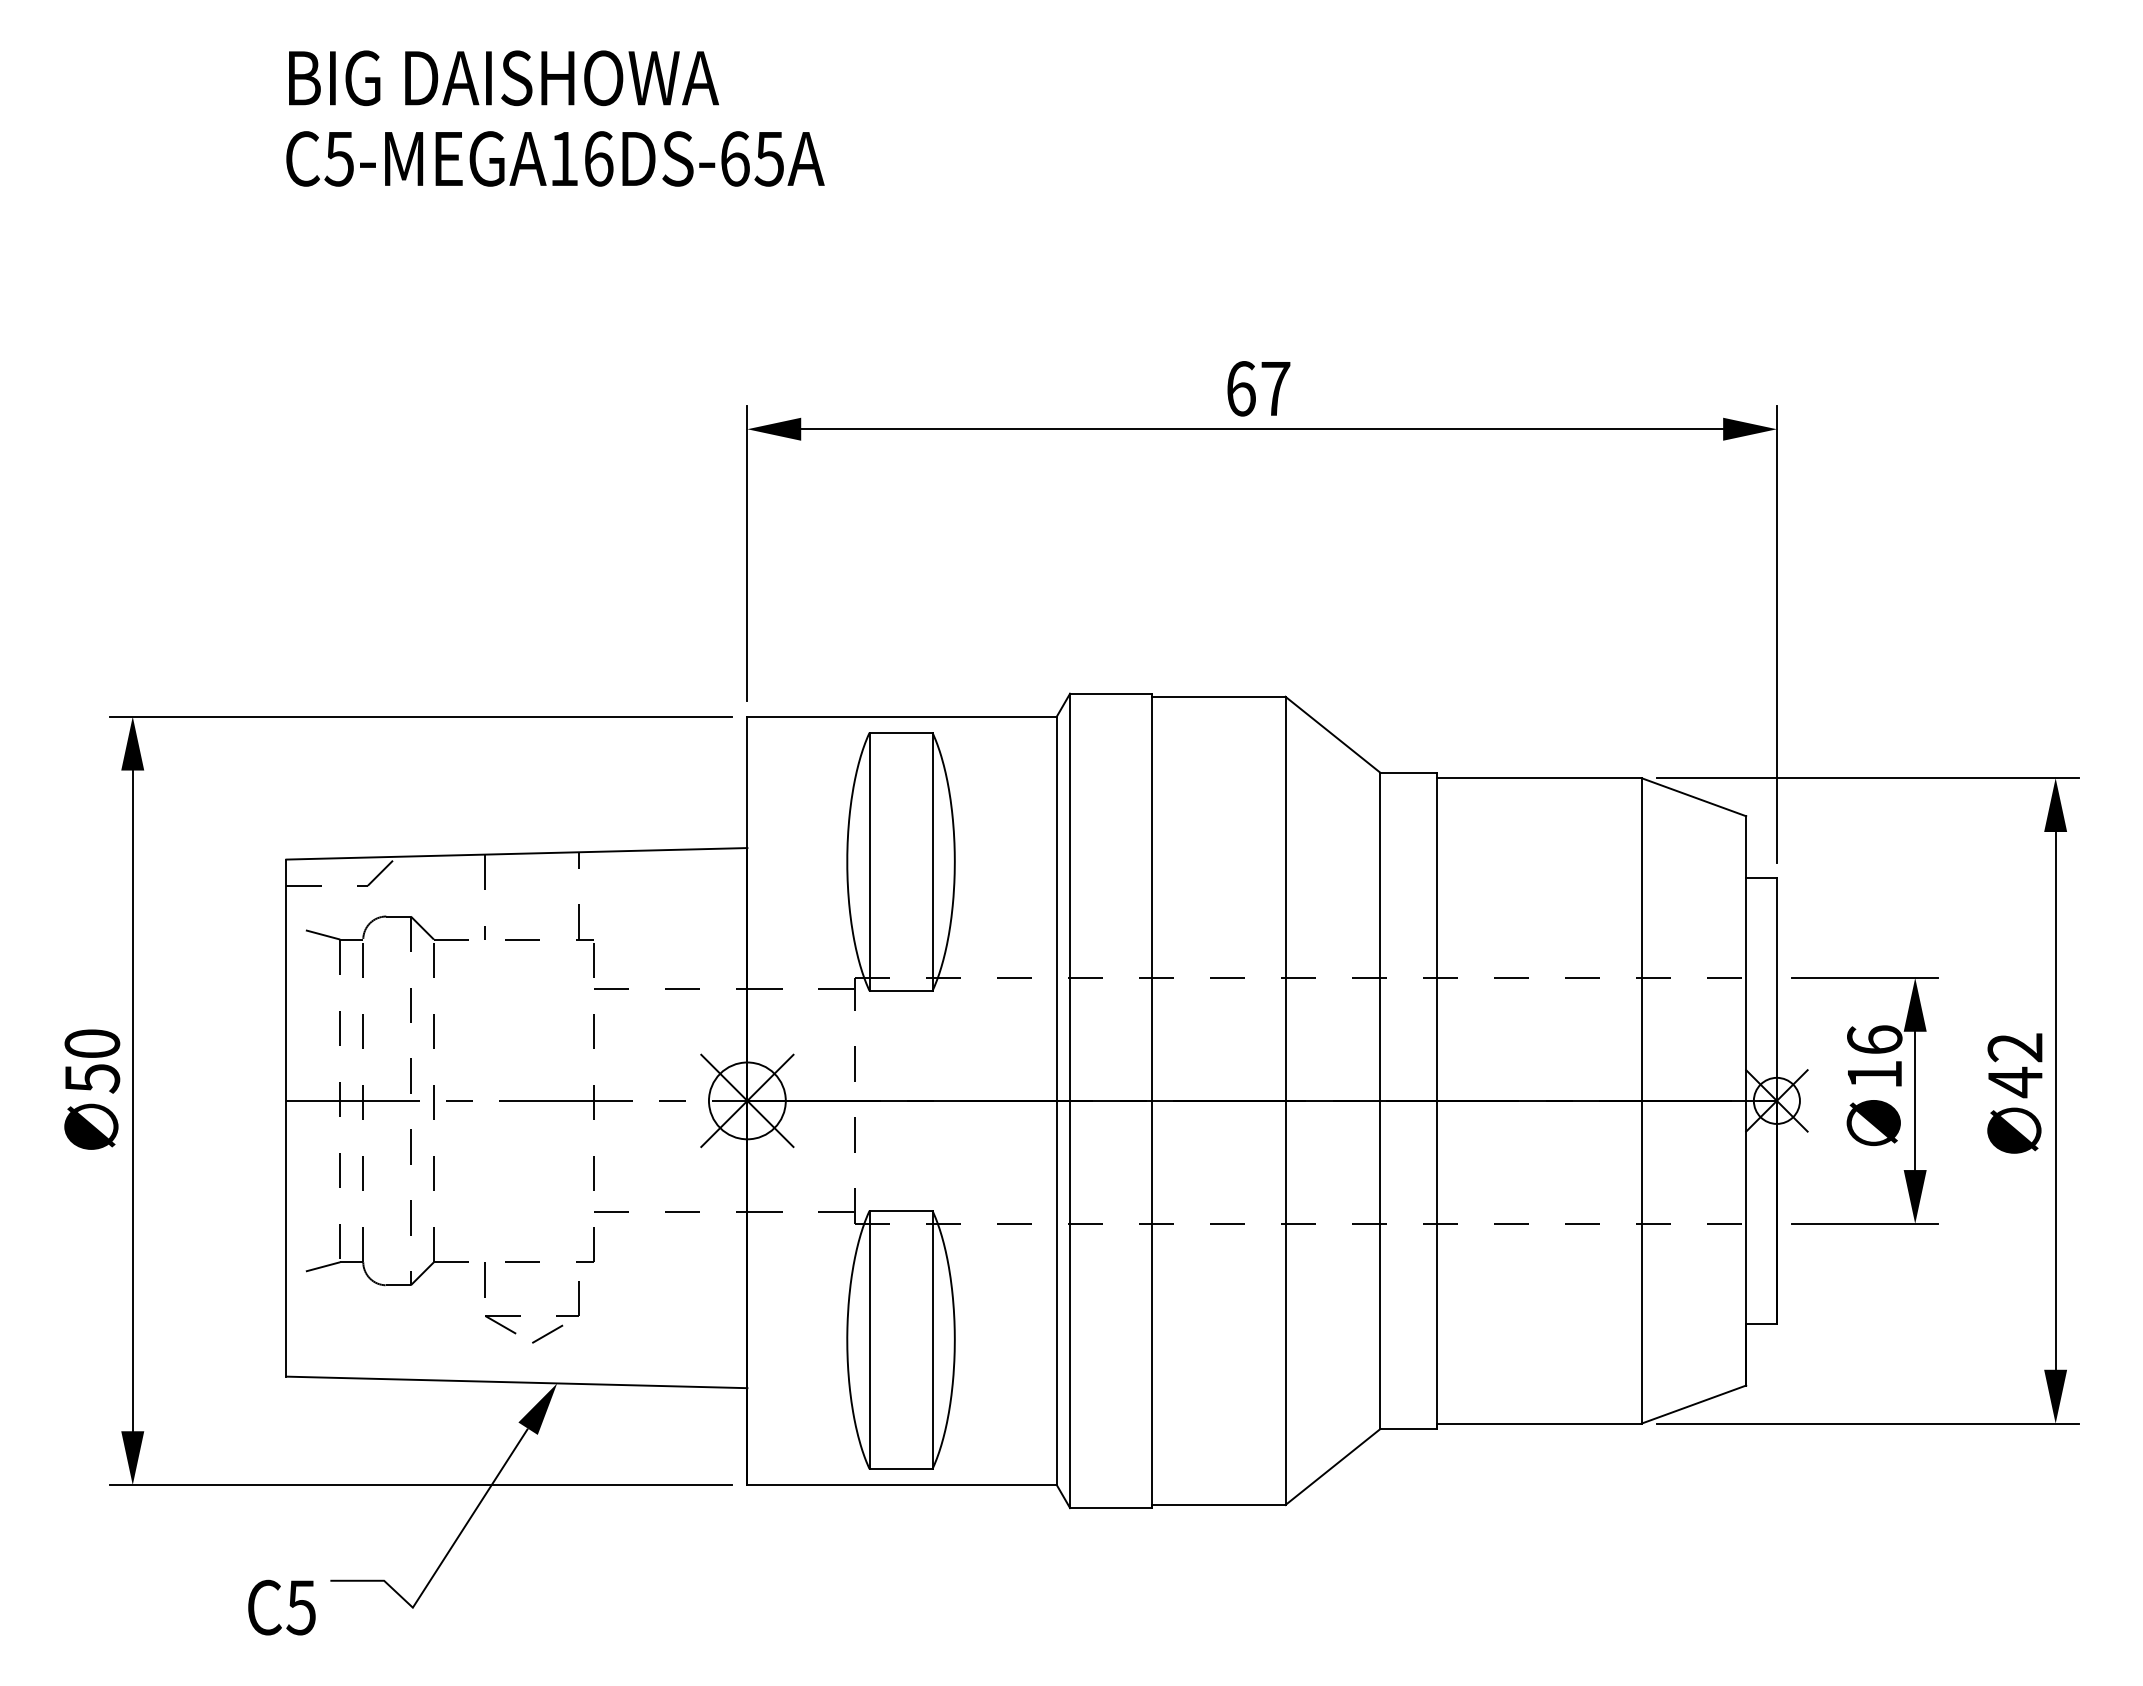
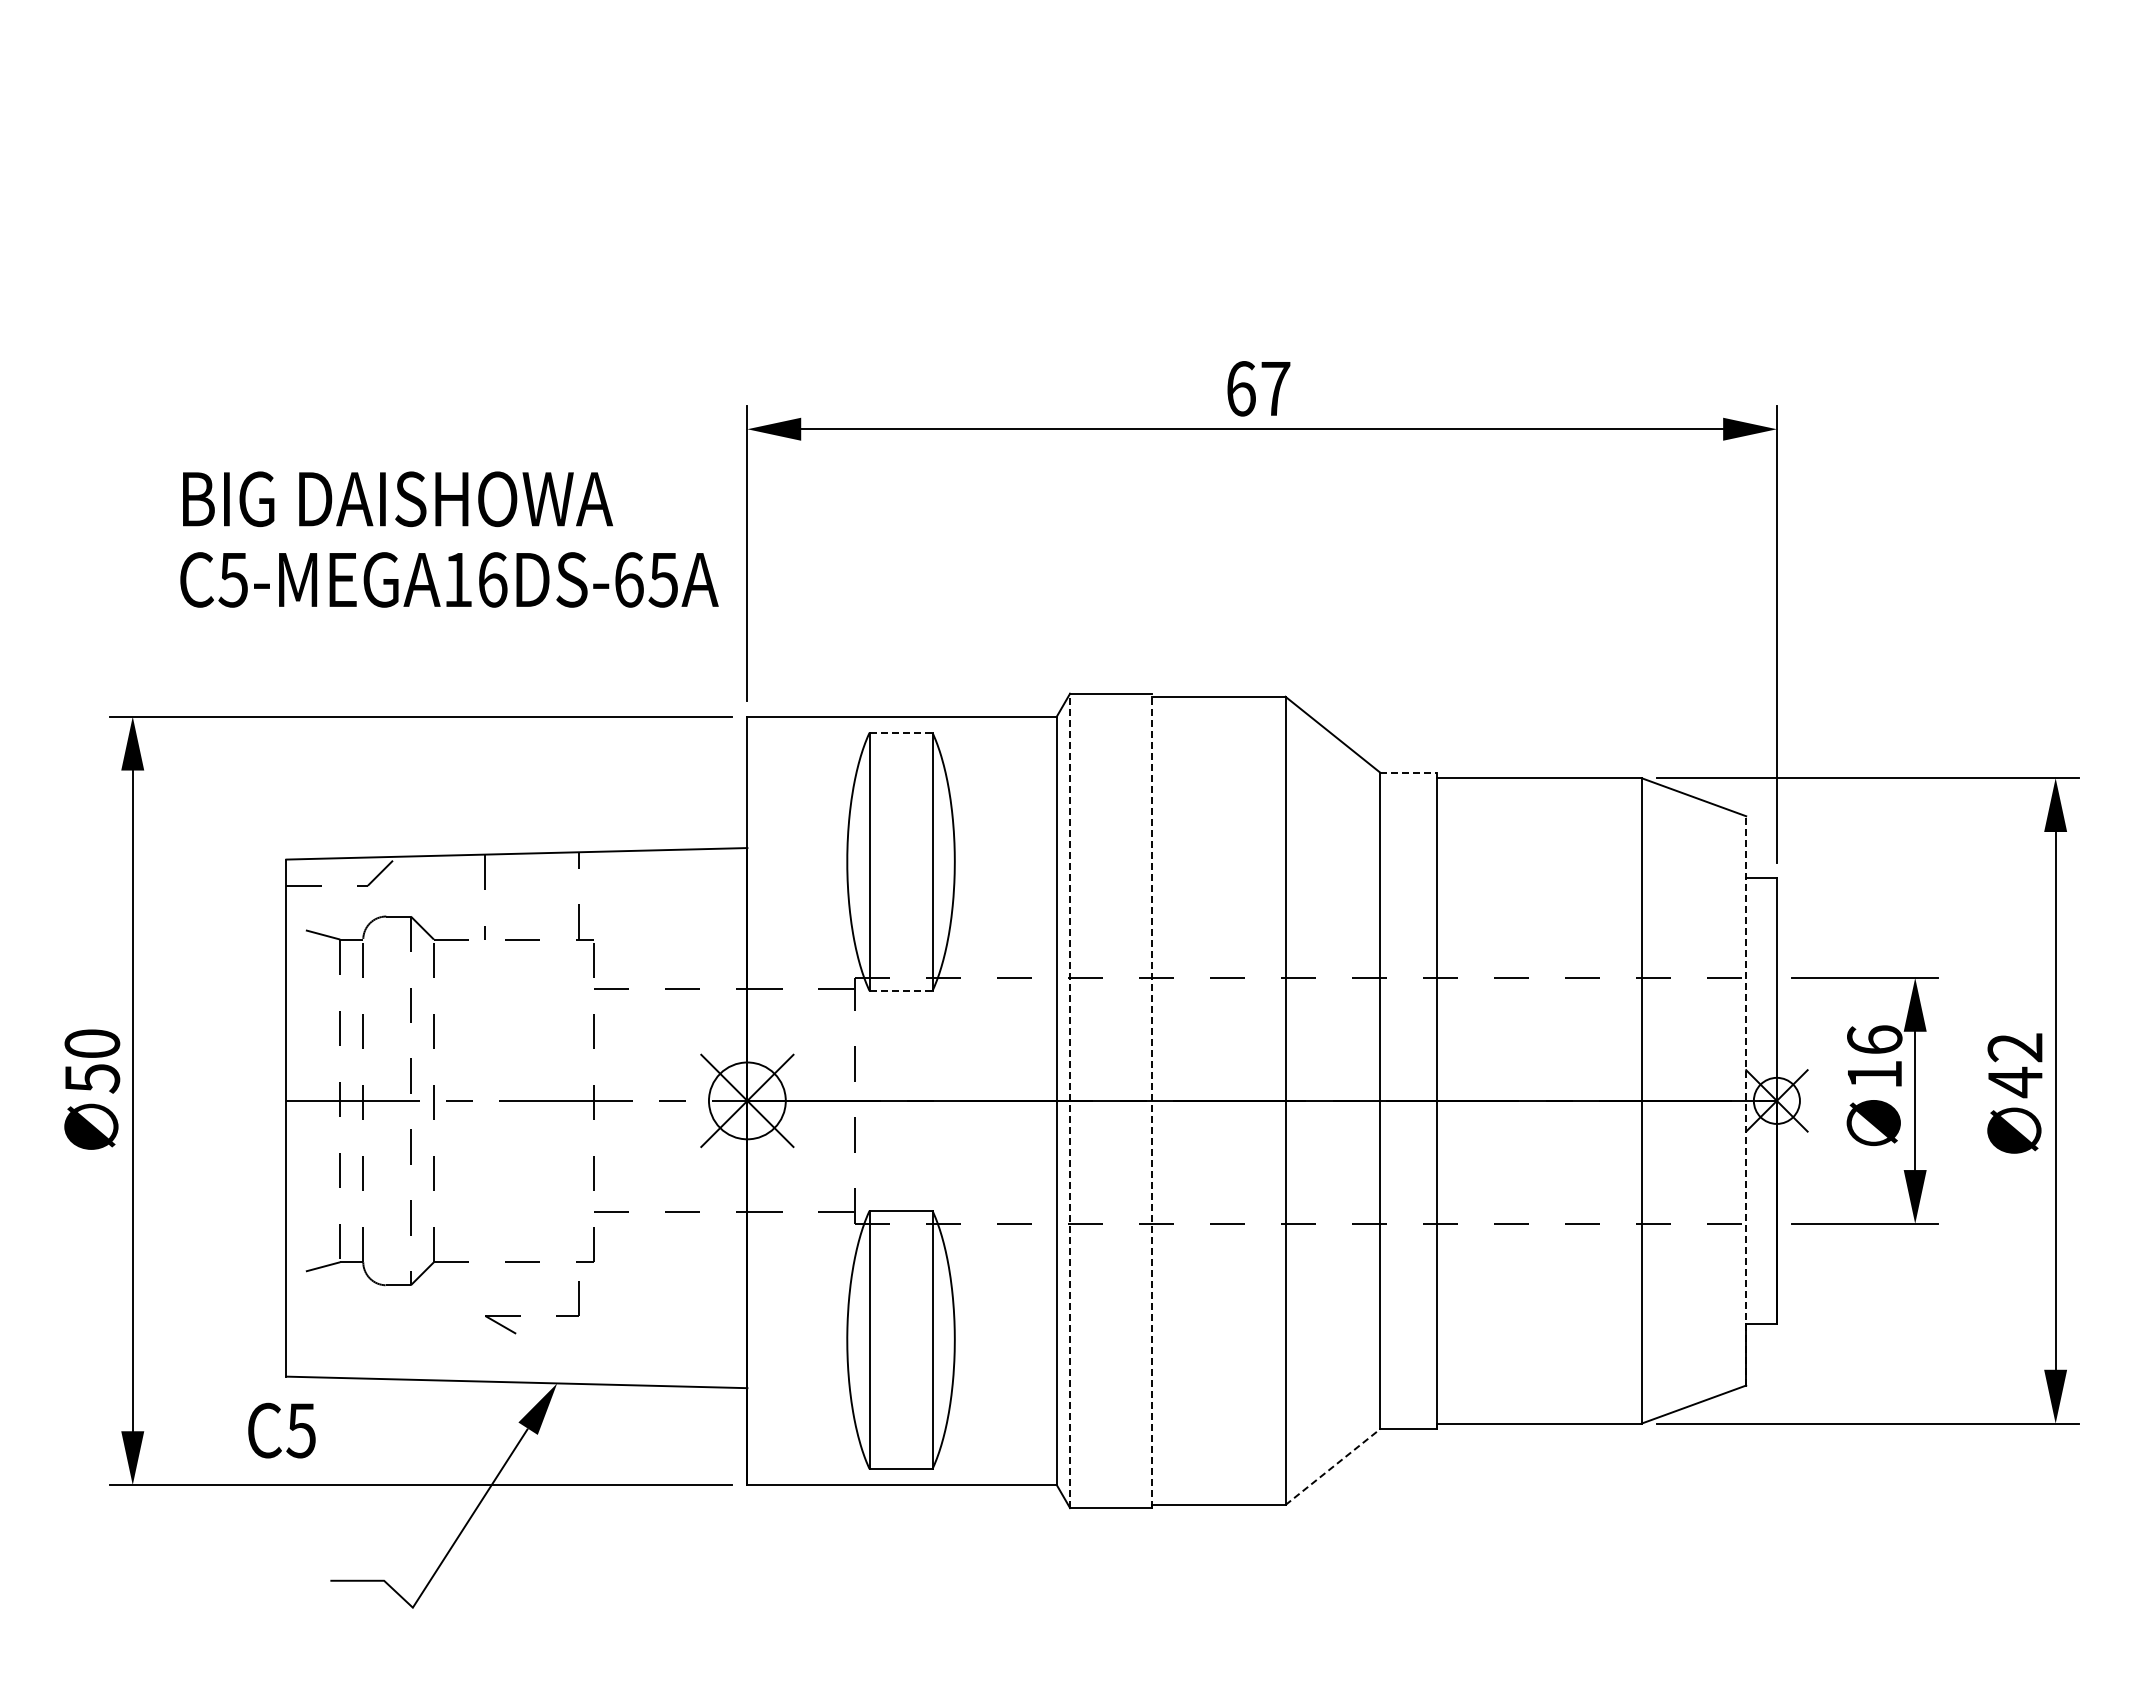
text position: (555, 118) -> (449, 539) (449, 539)
line: solid -> dashed (901, 732)
line: solid -> dashed (1409, 772)
line: solid -> dashed (901, 990)
line: solid -> dashed (1070, 1100)
line: solid -> dashed (1151, 1100)
line: solid -> dashed (1746, 1100)
line: present -> none (484, 1279)
line: present -> none (547, 1333)
line: solid -> dashed (1333, 1467)
text position: (281, 1607) -> (281, 1430) (281, 1430)
